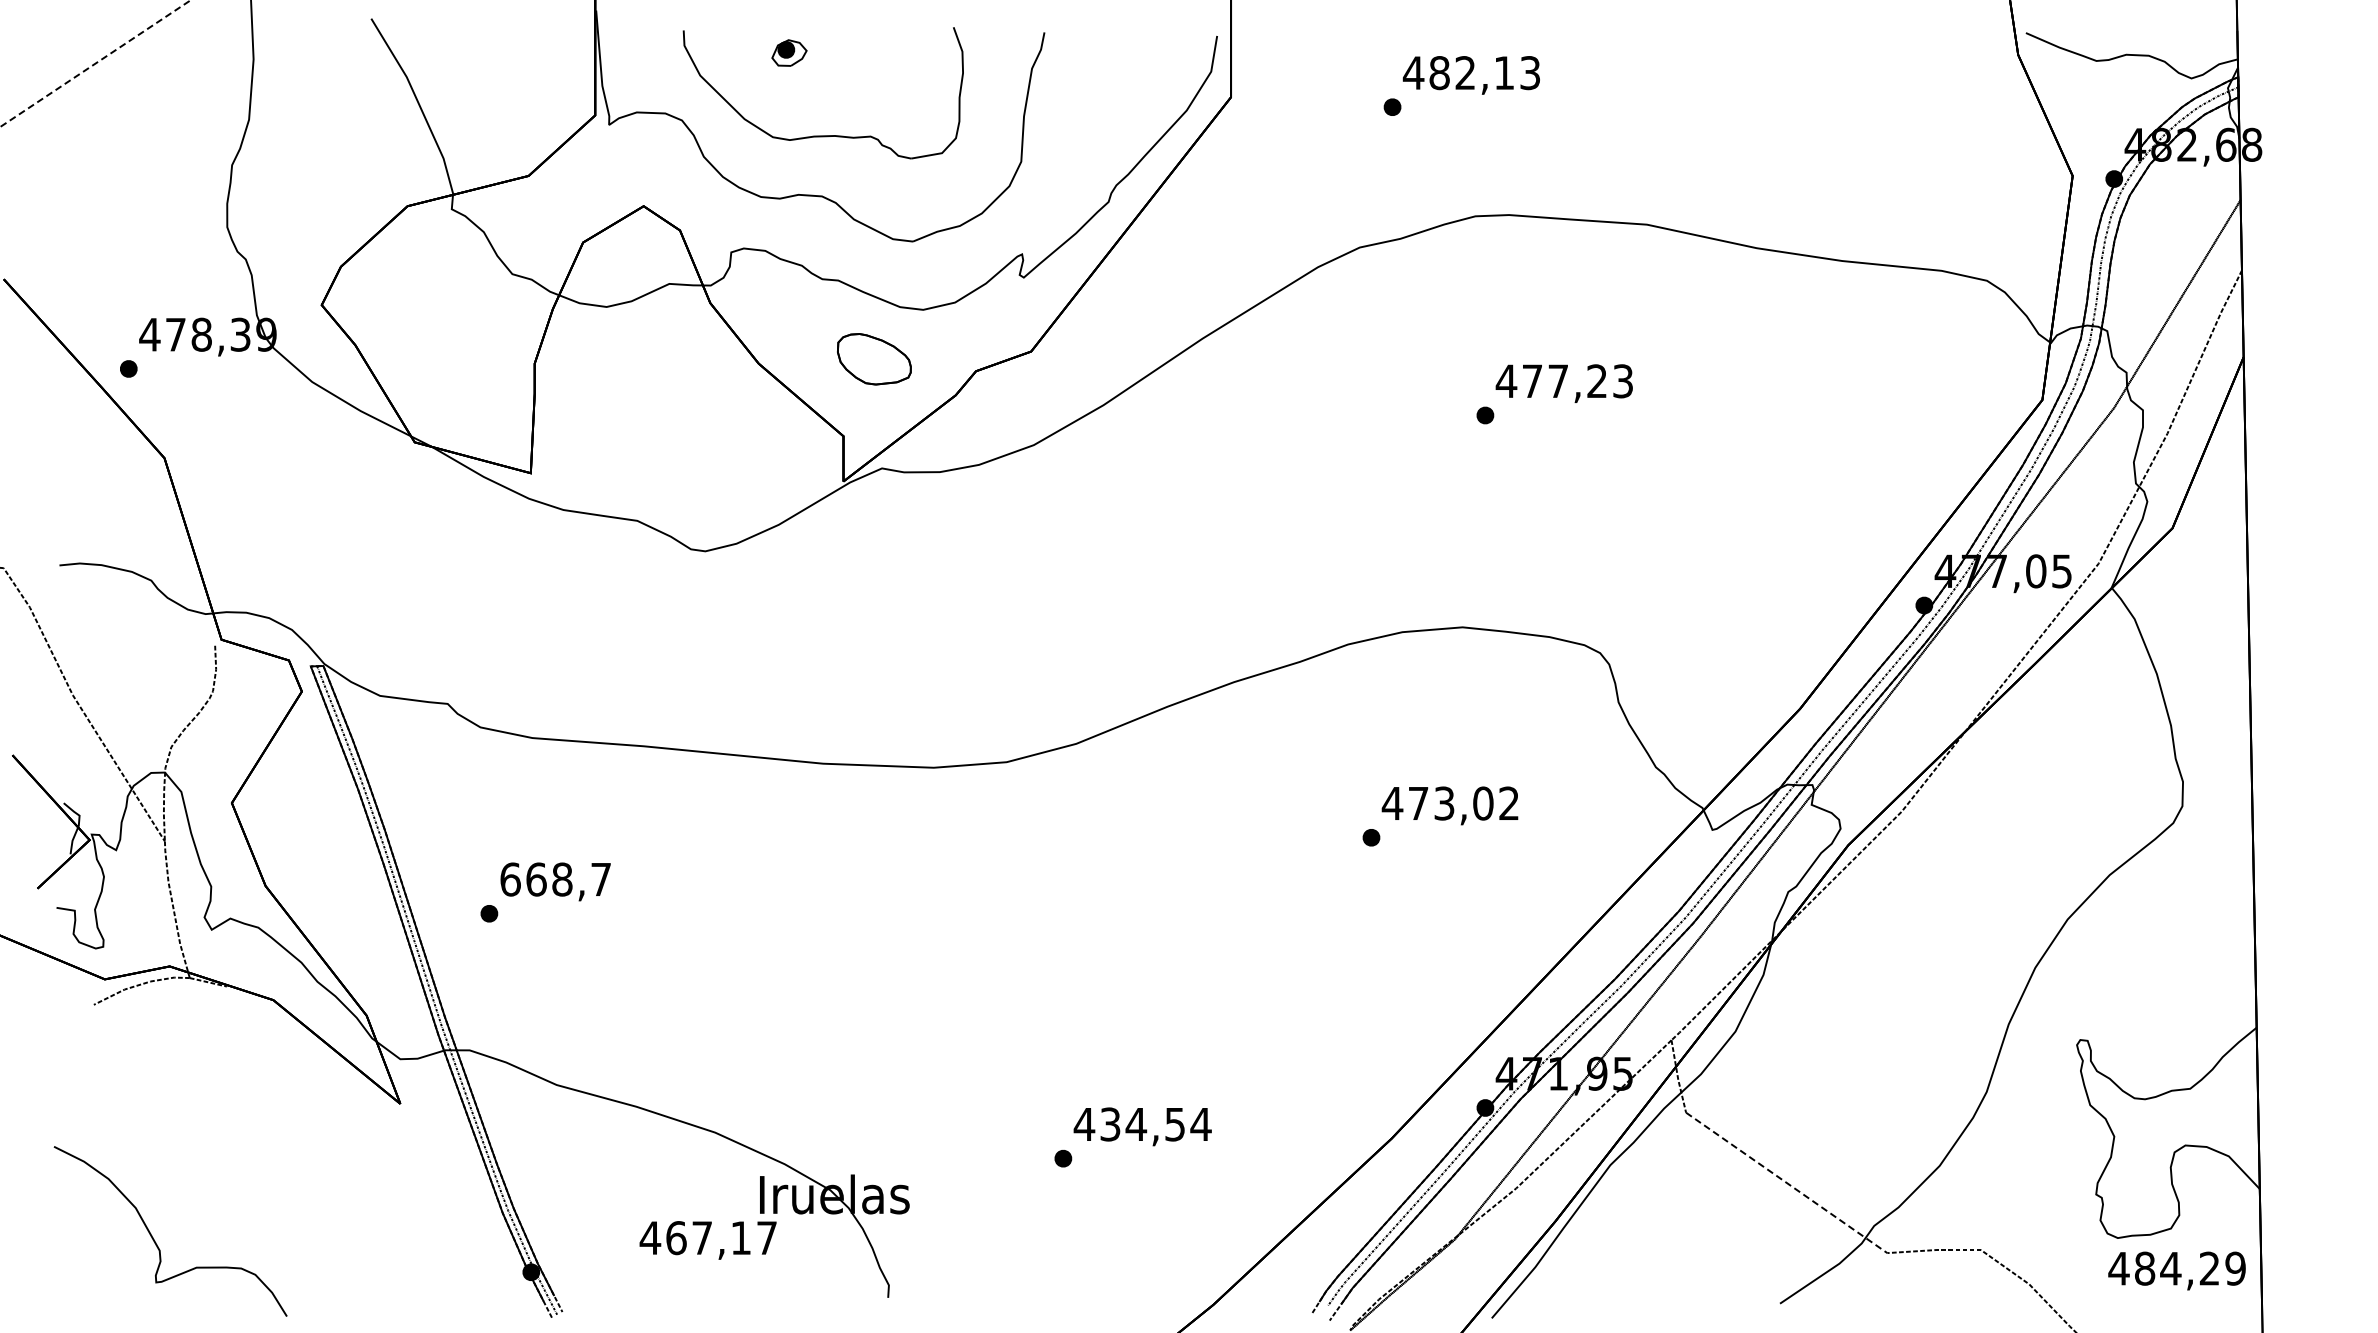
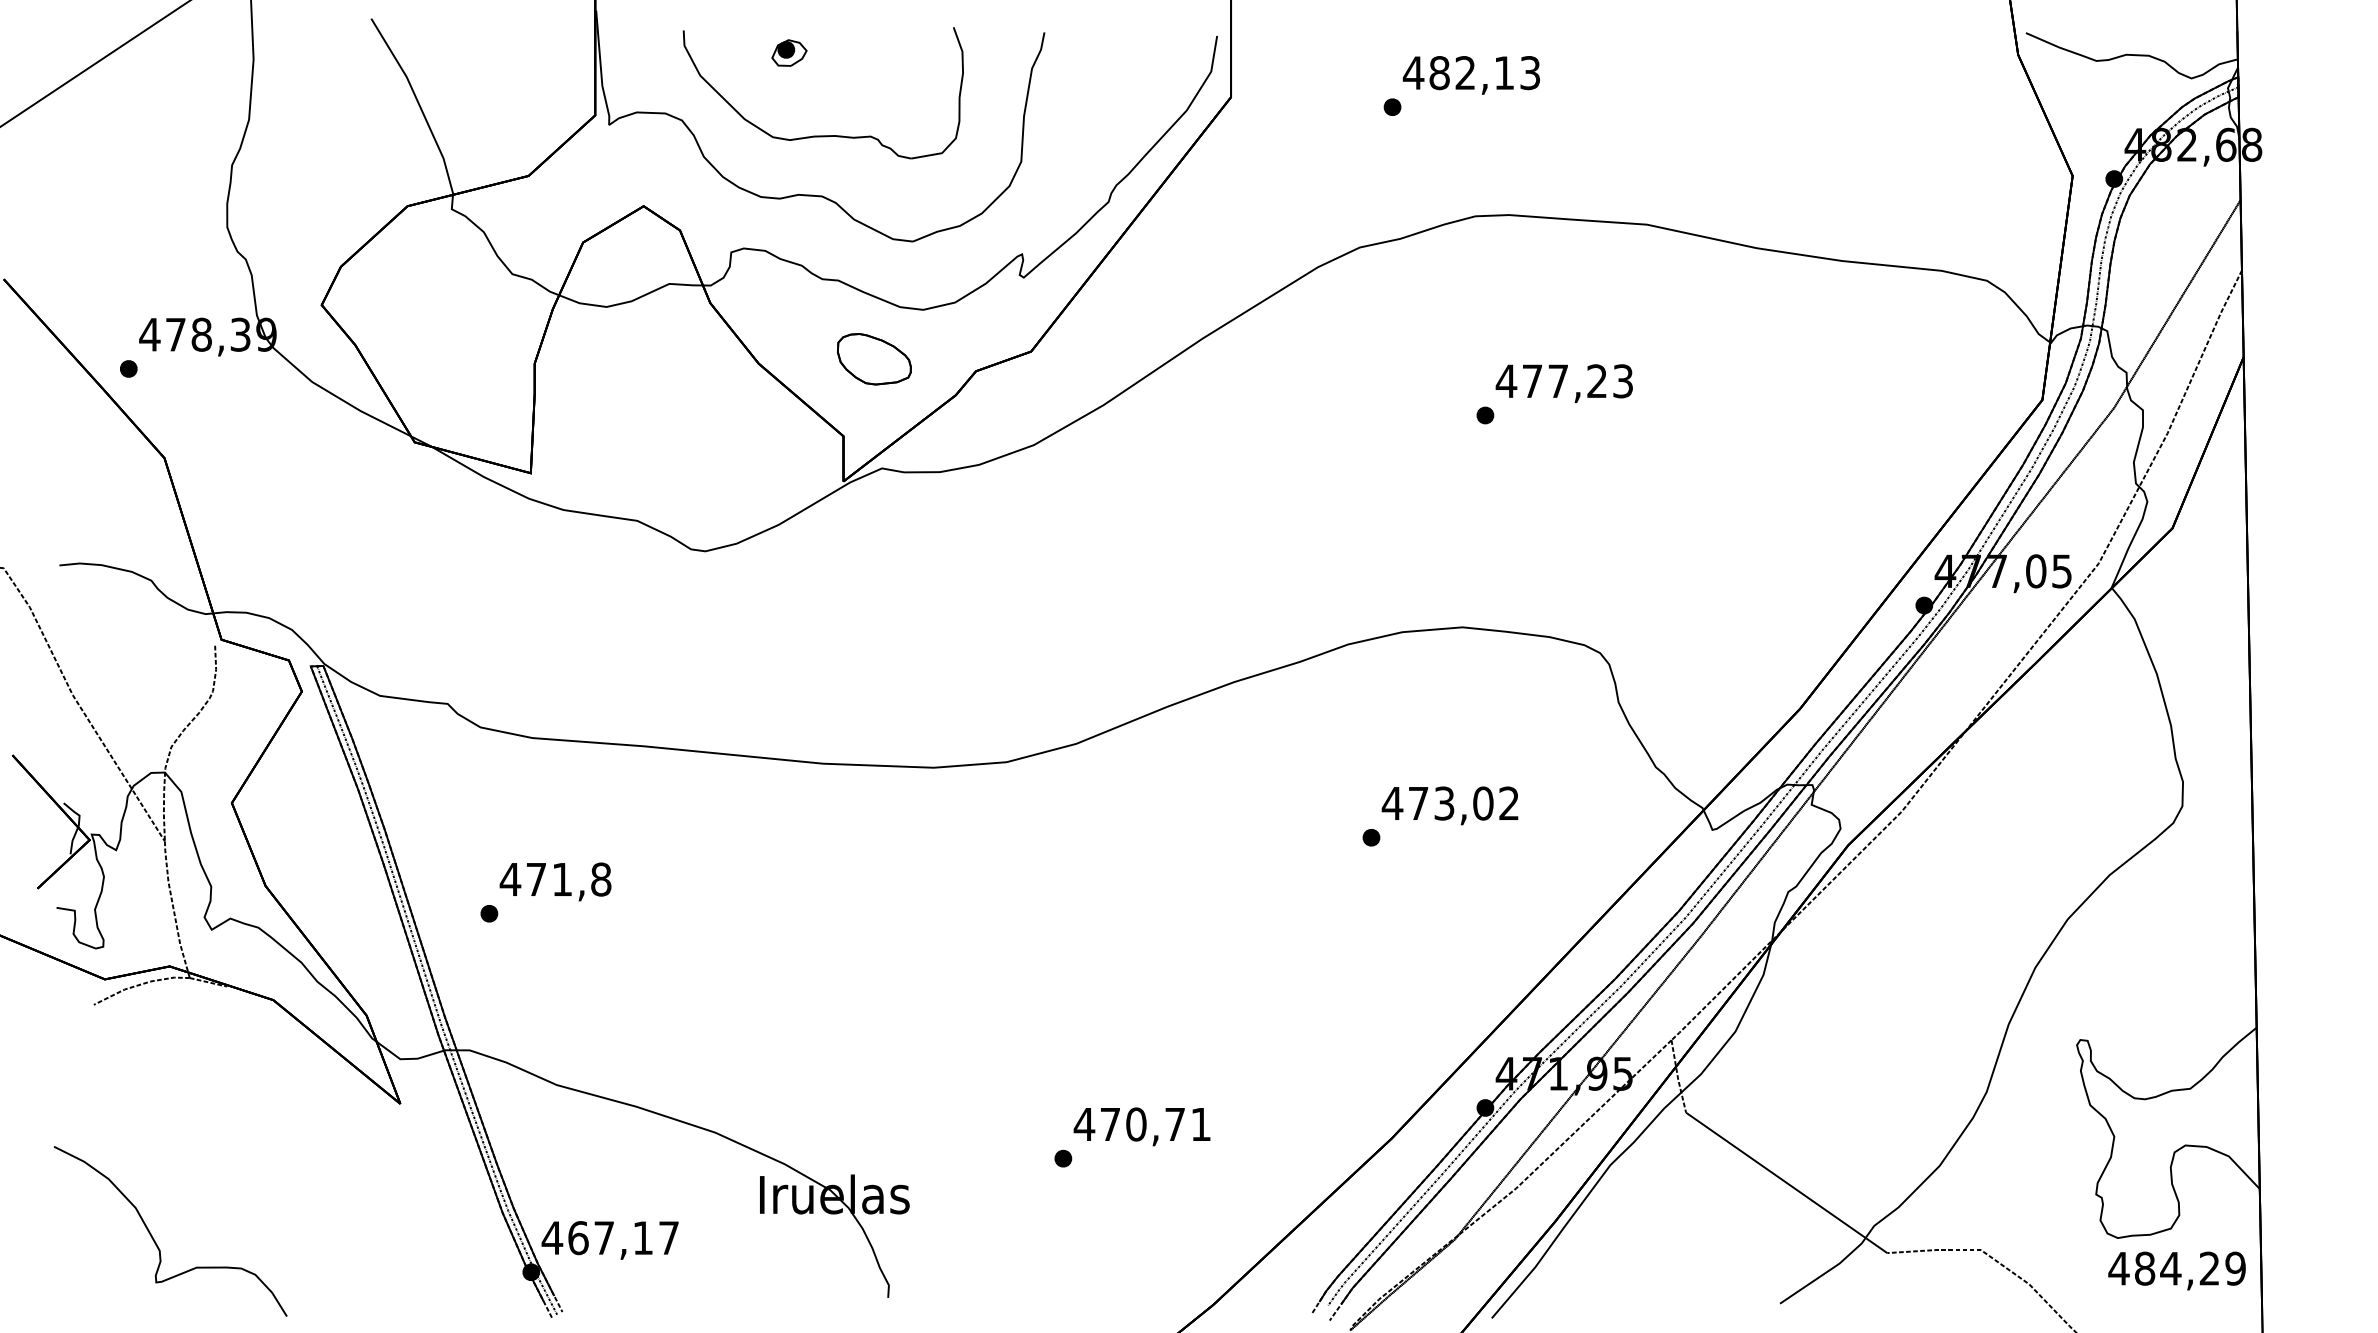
line: dashed -> solid (95, 63)
text: 668,7 -> 471,8 (555, 879)
text: 434,54 -> 470,71 (1155, 1124)
line: dashed -> solid (1786, 1182)
text position: (707, 1240) -> (609, 1240) (609, 1240)
